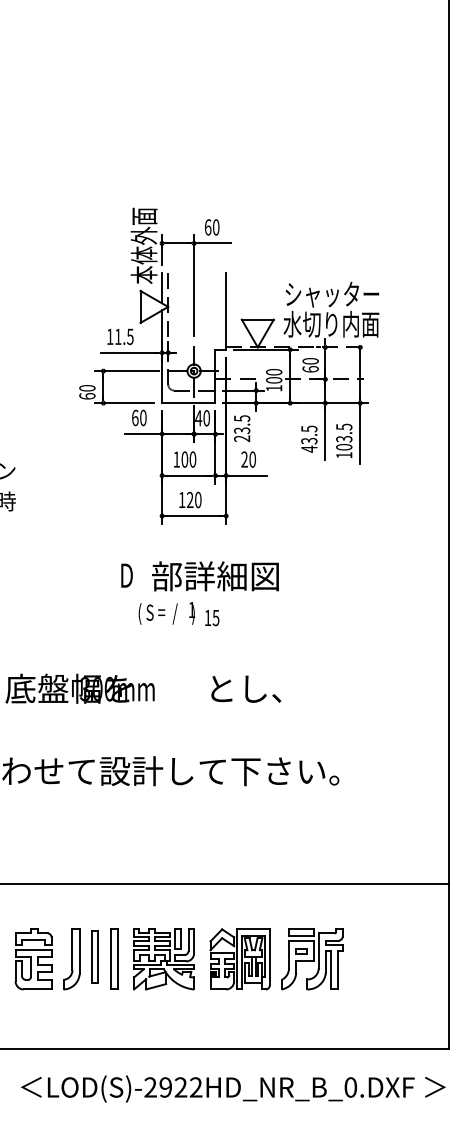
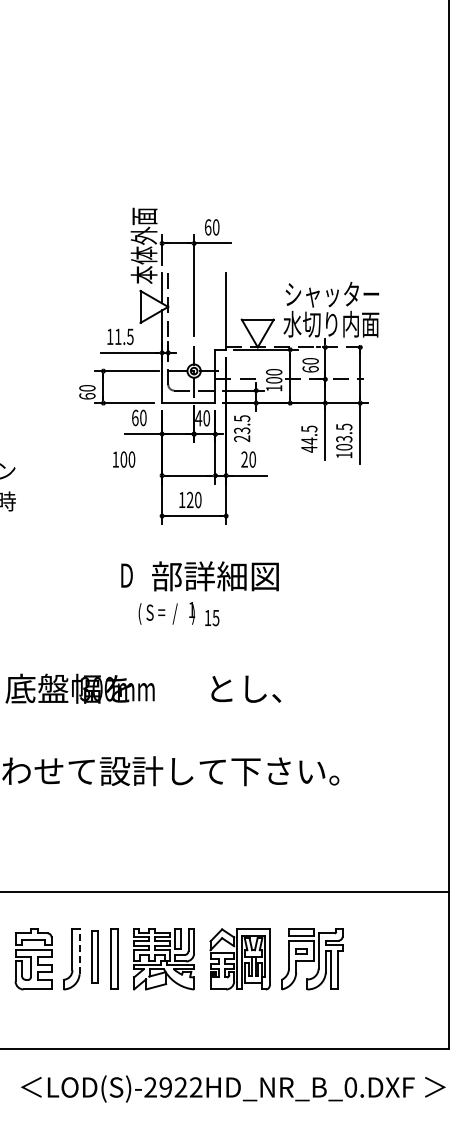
text: 43.5 -> 44.5 (309, 440)
text position: (185, 459) -> (124, 459) (124, 459)
line position: (225, 883) -> (225, 891) (225, 891)
line: solid -> dashed (79, 951)
